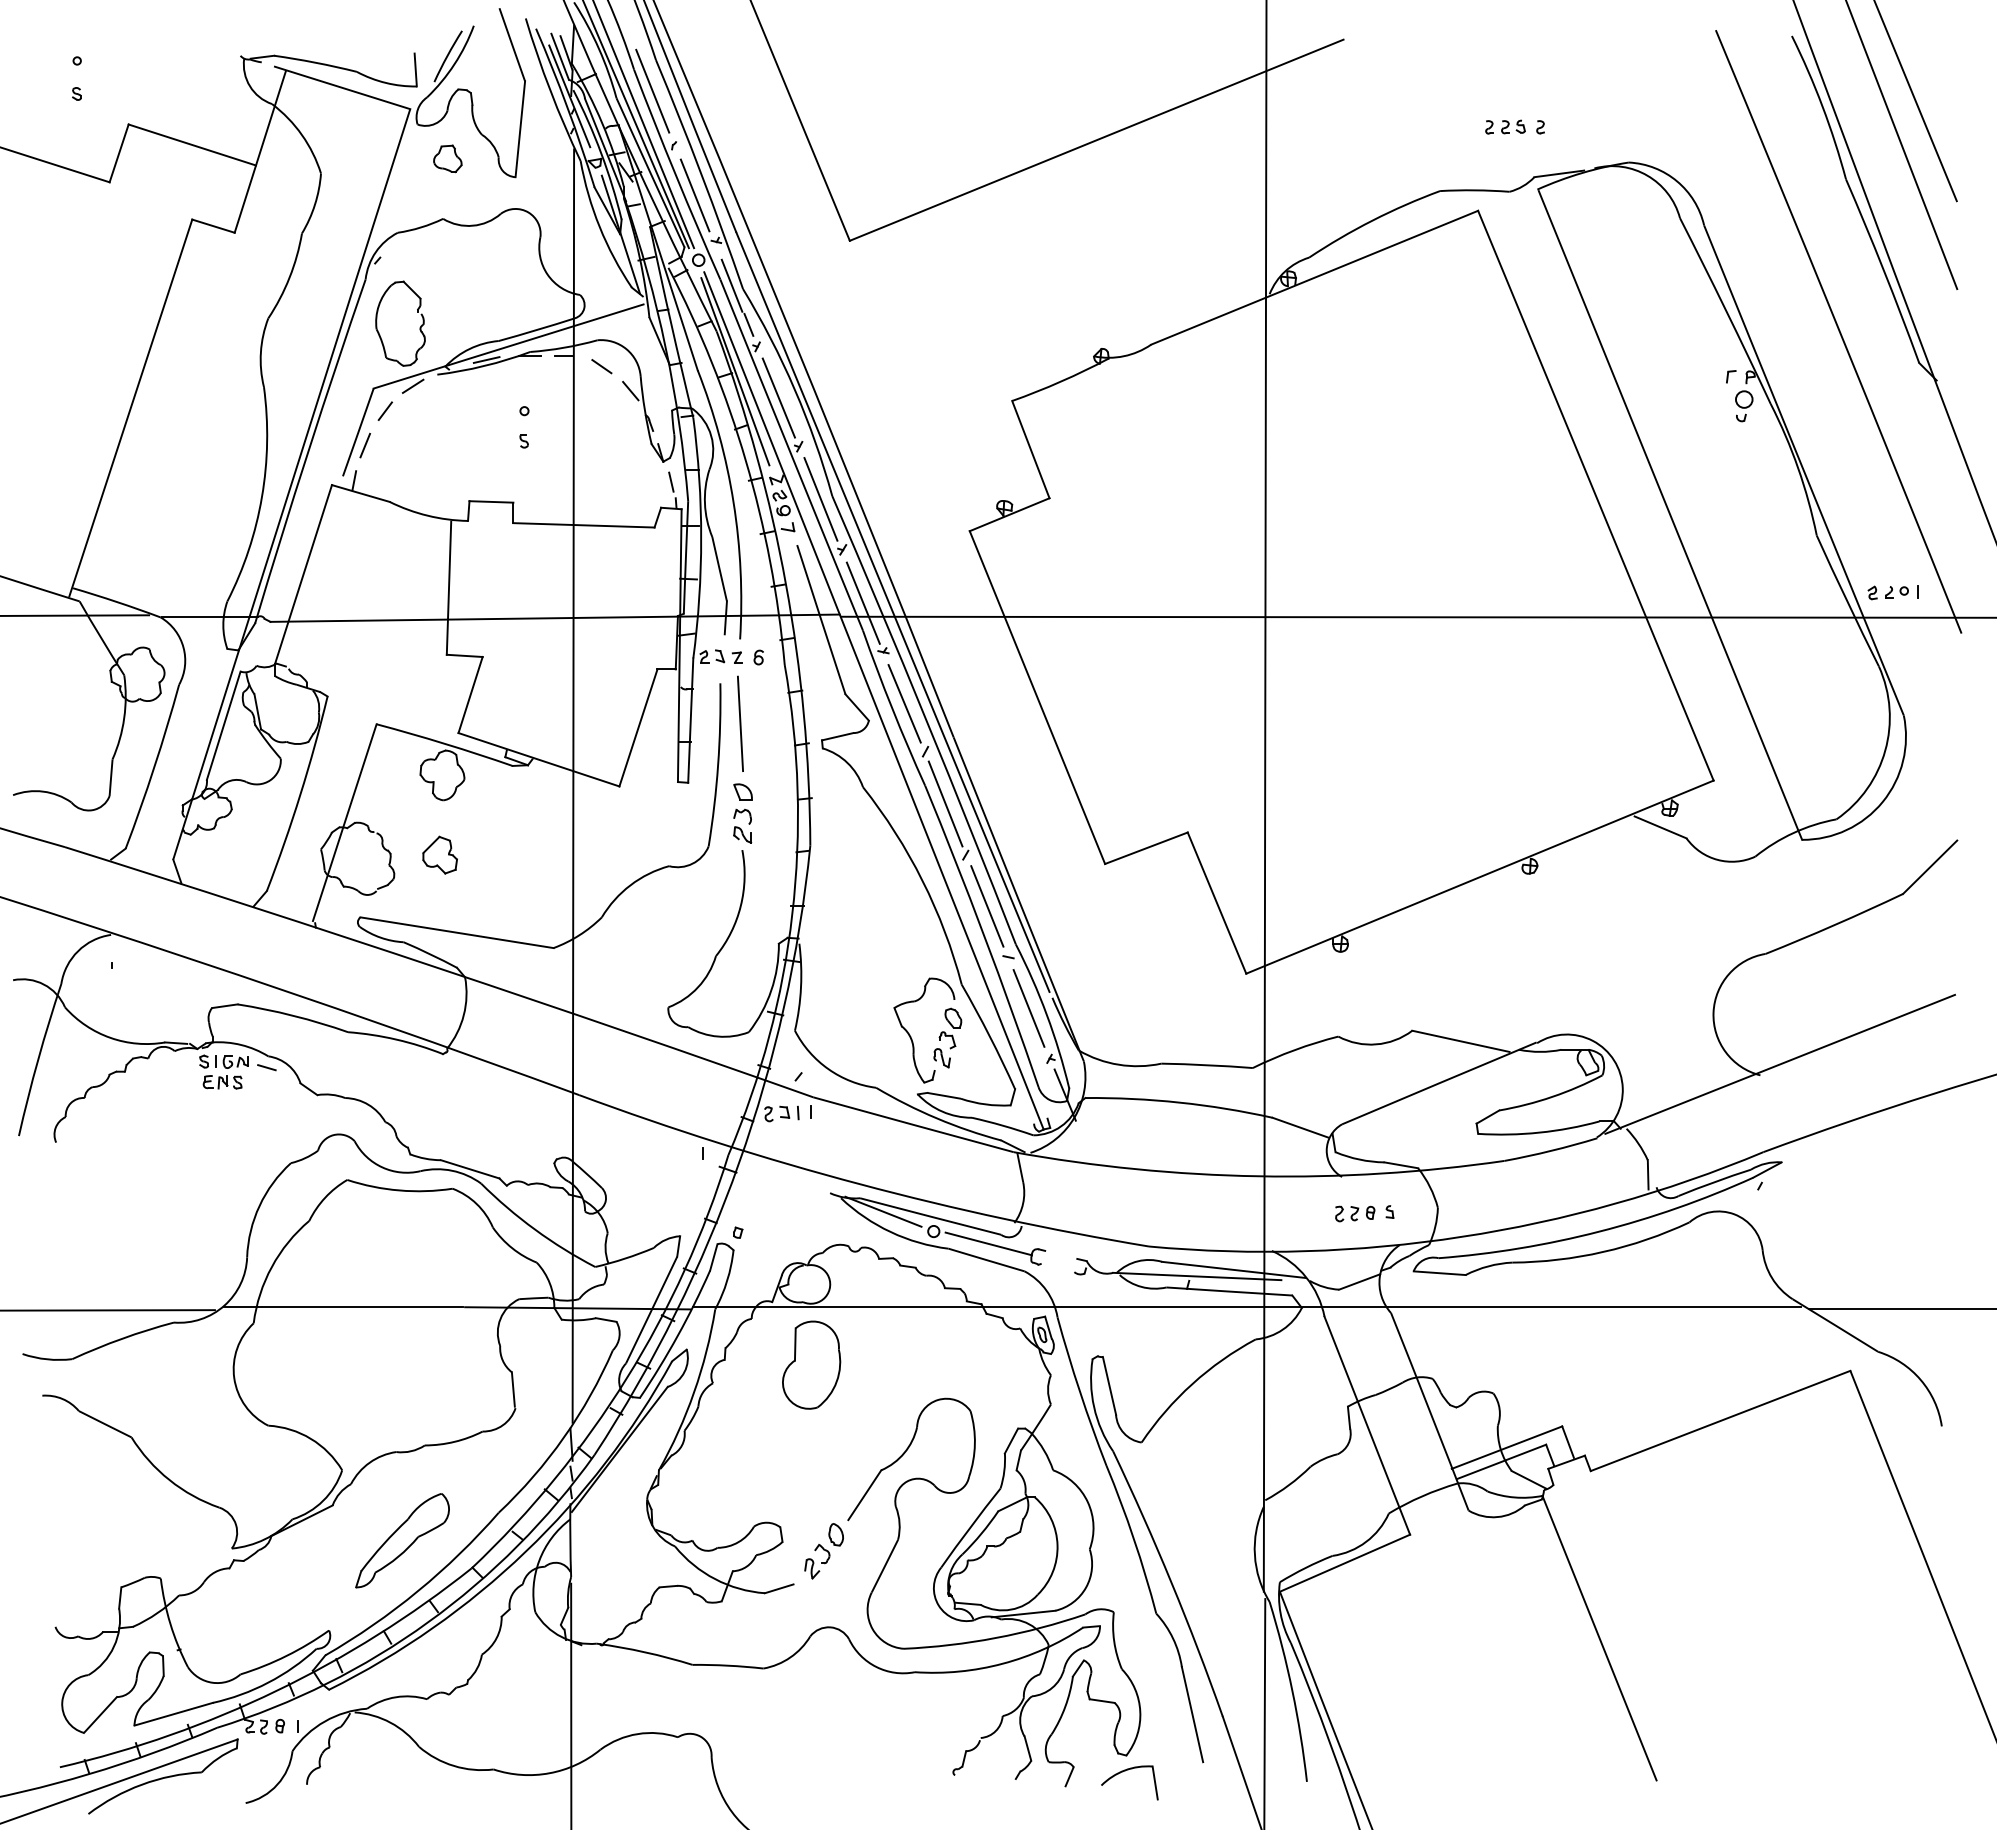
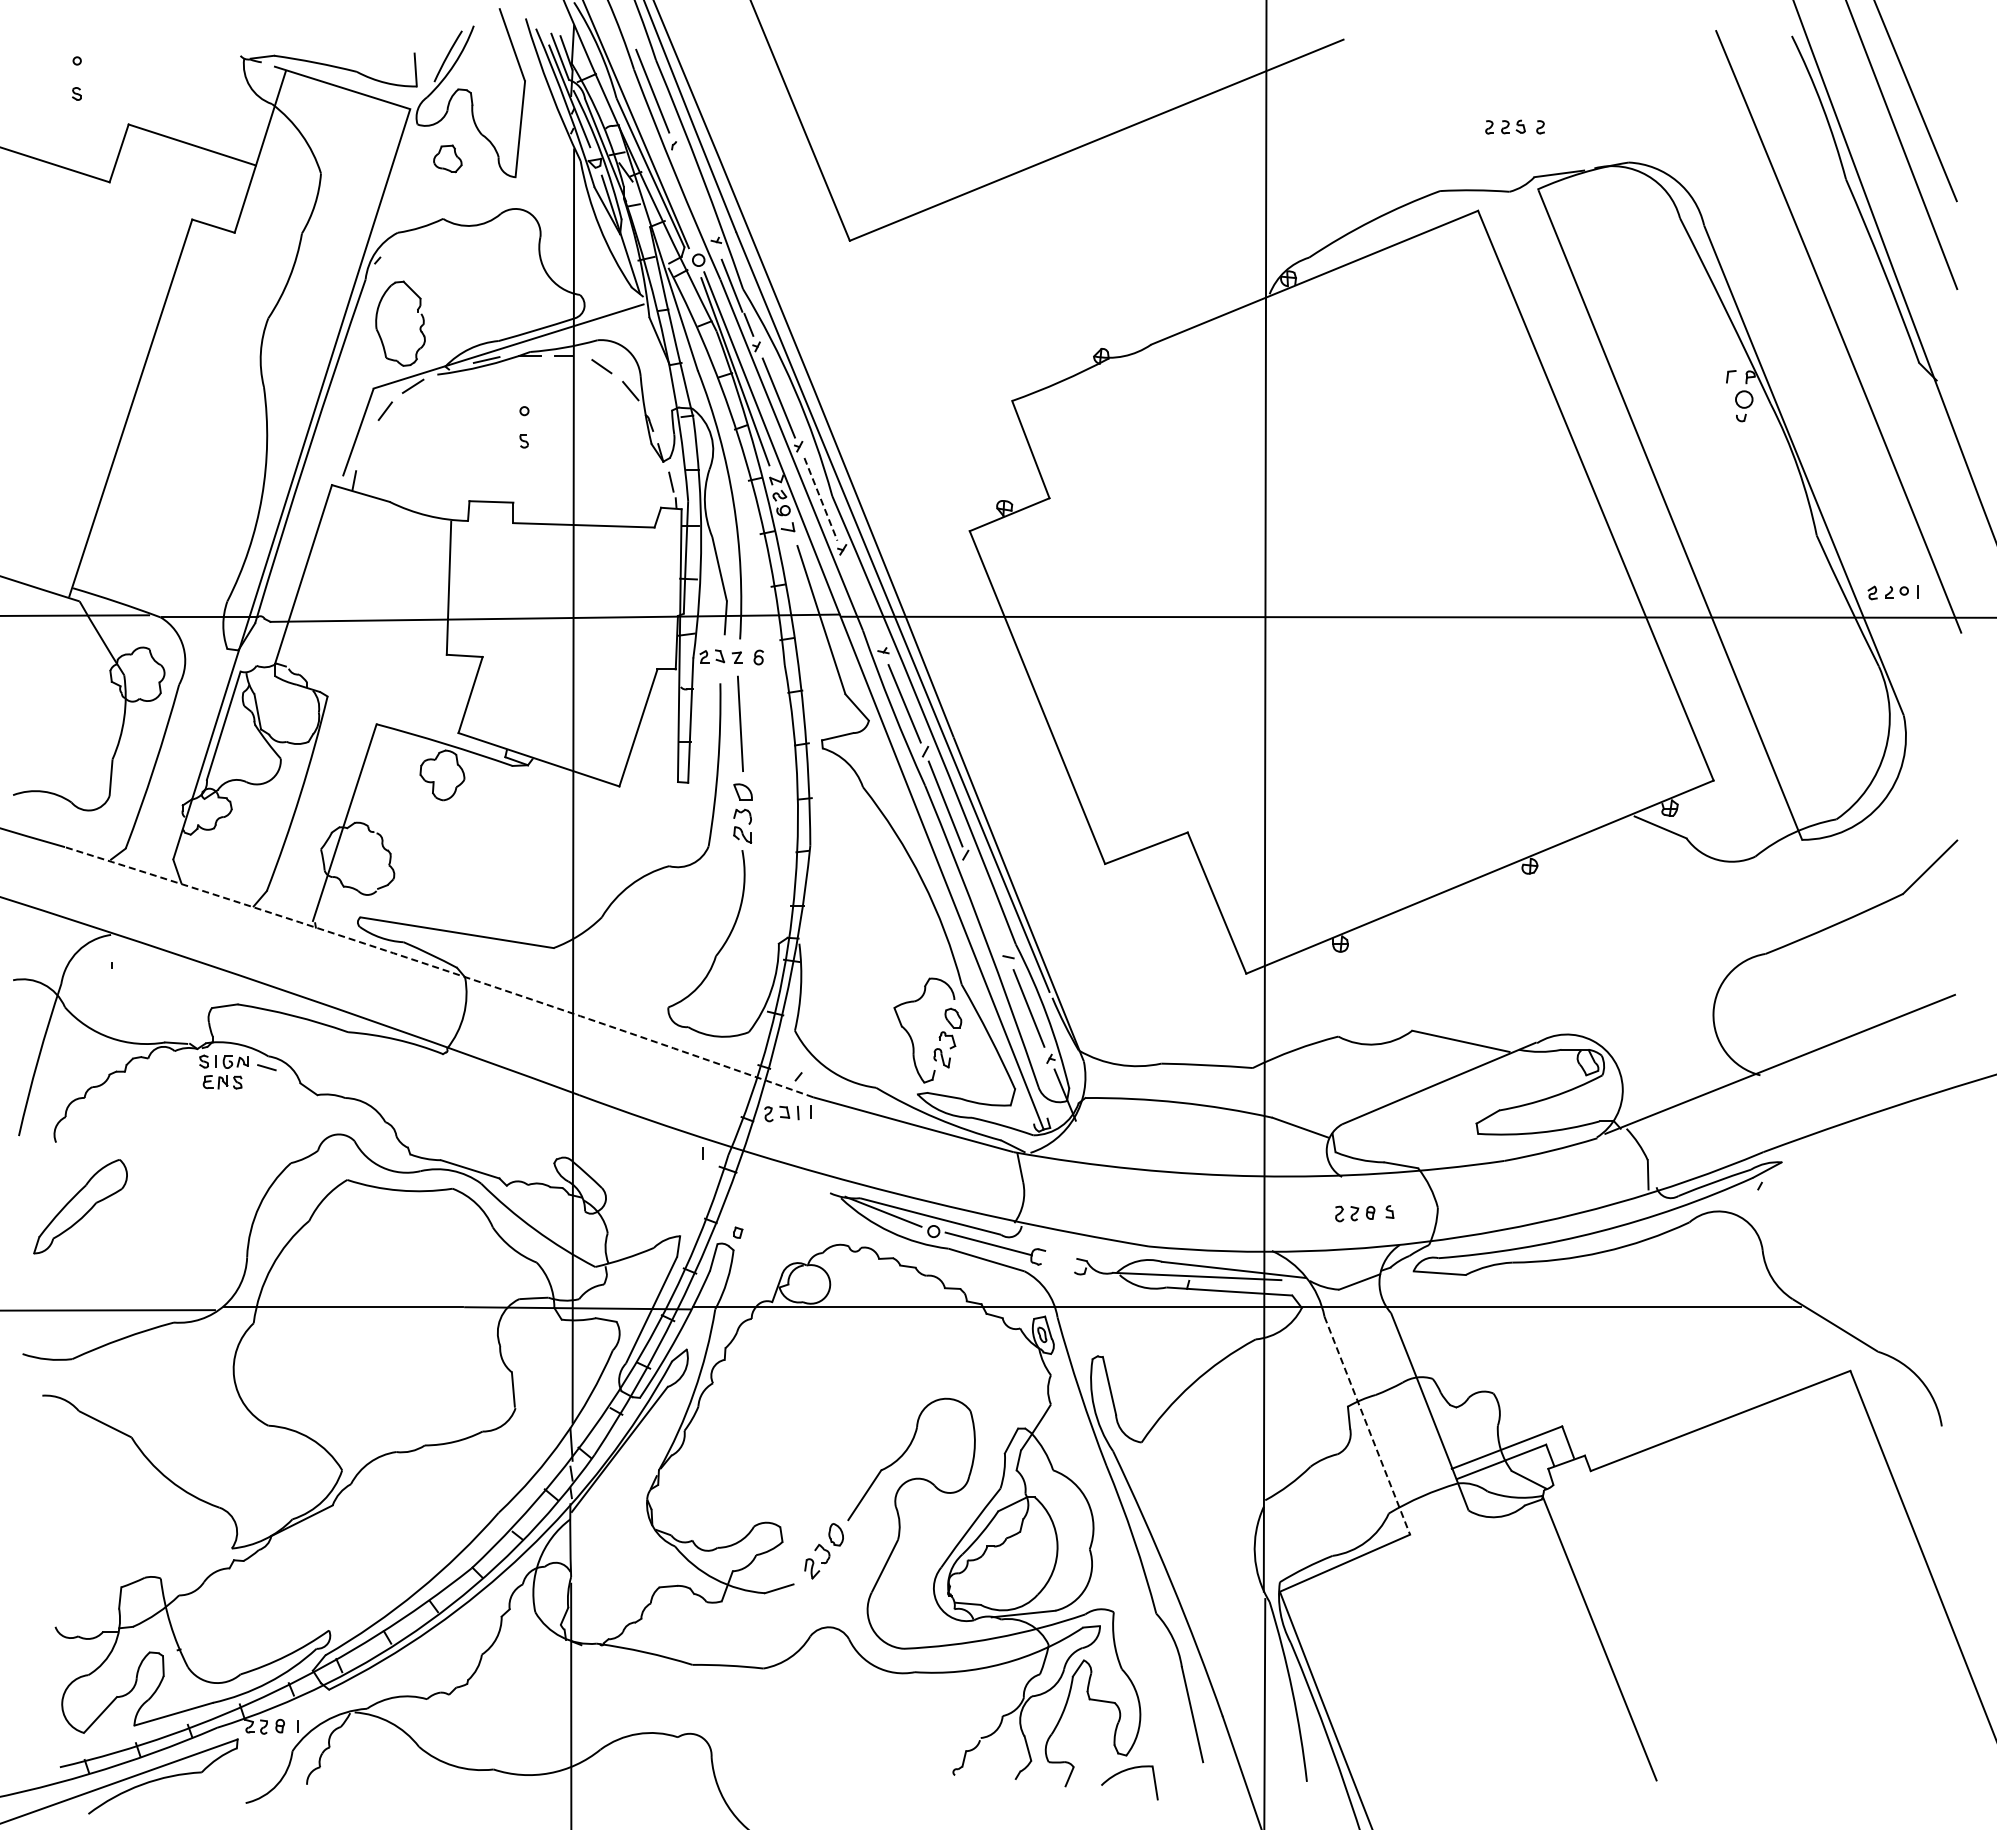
line: present -> none (644, 125)
line: present -> none (694, 195)
line: present -> none (365, 445)
line: solid -> dashed (821, 499)
line: present -> none (862, 602)
part: present -> none (439, 854)
line: present -> none (987, 906)
arc: solid -> dashed (440, 968)
line: present -> none (1900, 1308)
part: present -> none (811, 1364)
line: solid -> dashed (1367, 1426)
part position: (402, 1540) -> (80, 1206) (80, 1206)
